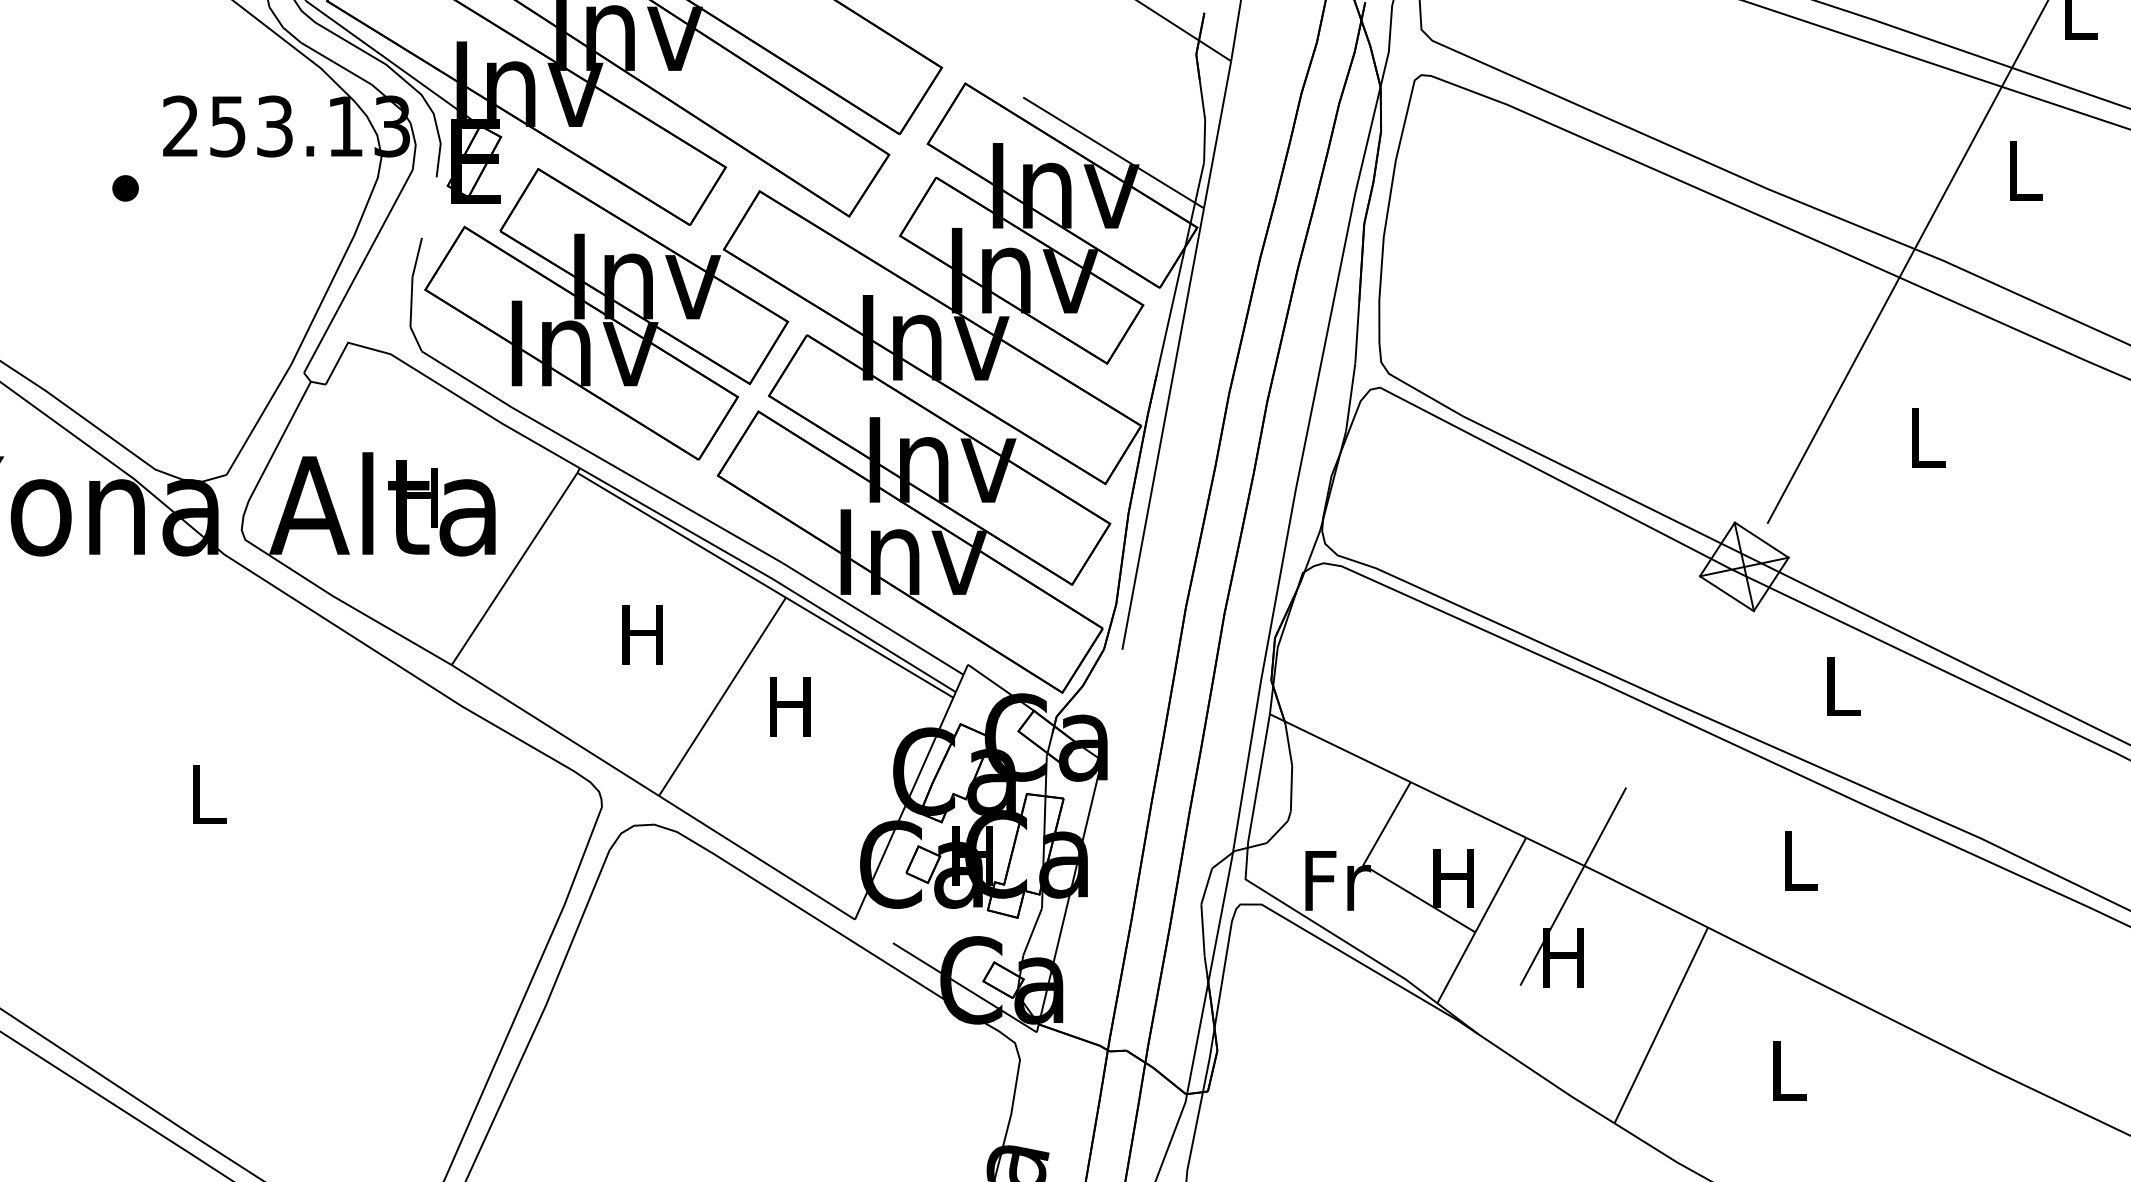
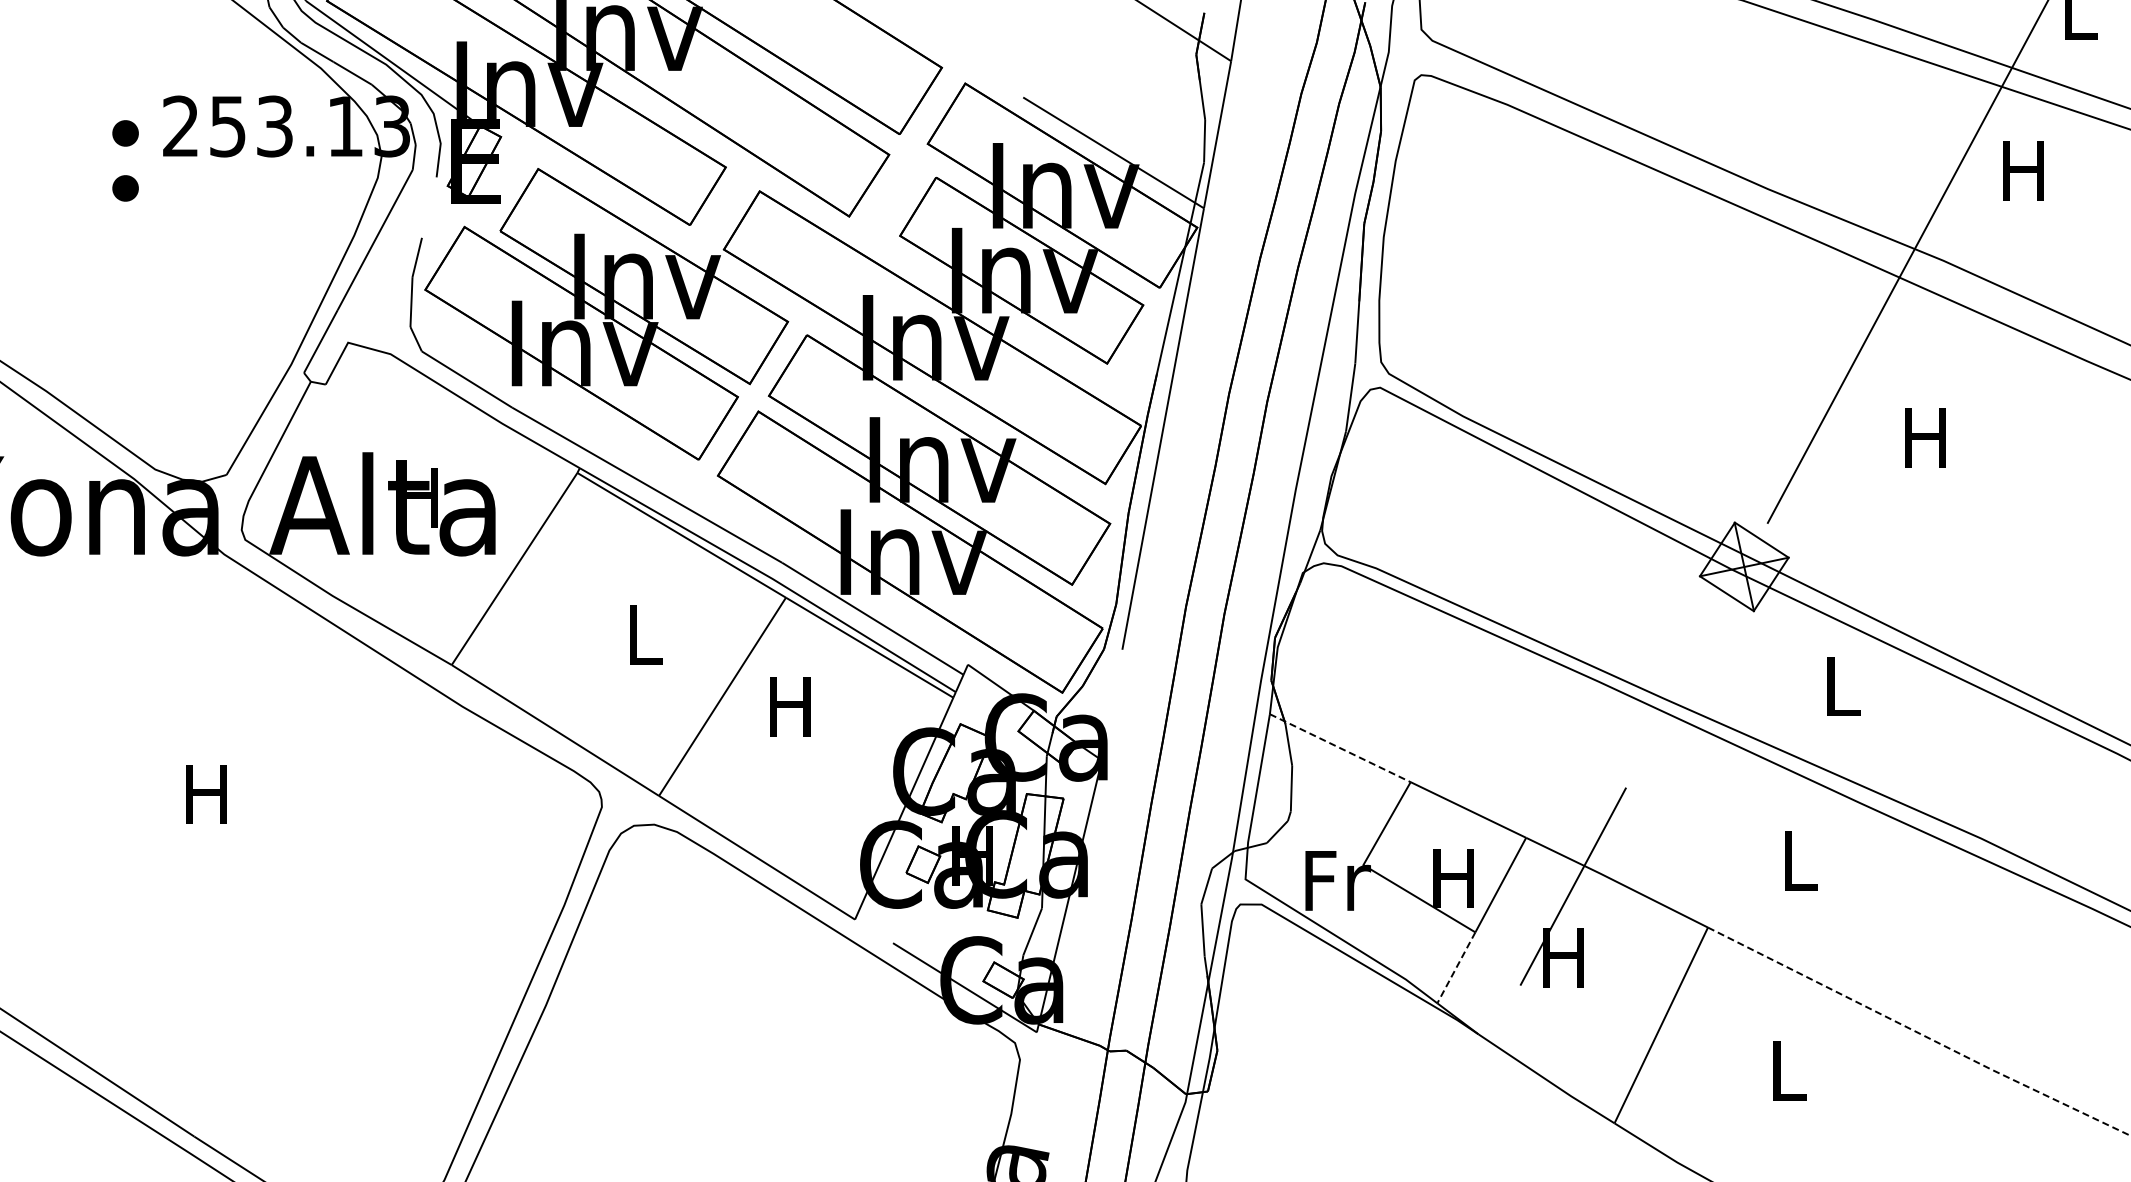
part: none -> present (125, 133)
text: L -> H (2023, 170)
text: L -> H (1925, 437)
text: H -> L (642, 634)
line: solid -> dashed (1340, 748)
text: L -> H (206, 794)
line: solid -> dashed (1456, 968)
line: solid -> dashed (1919, 1033)
